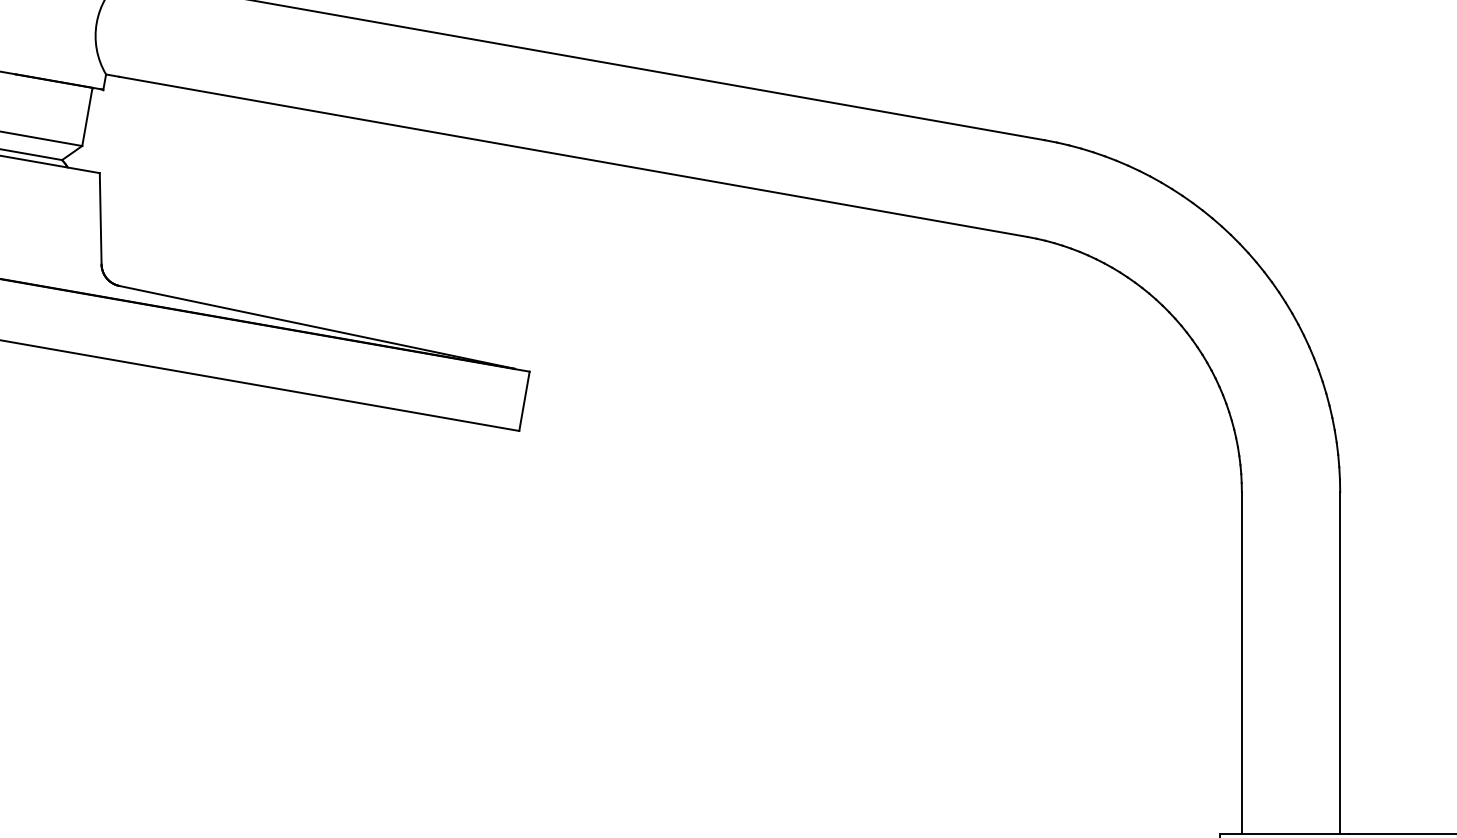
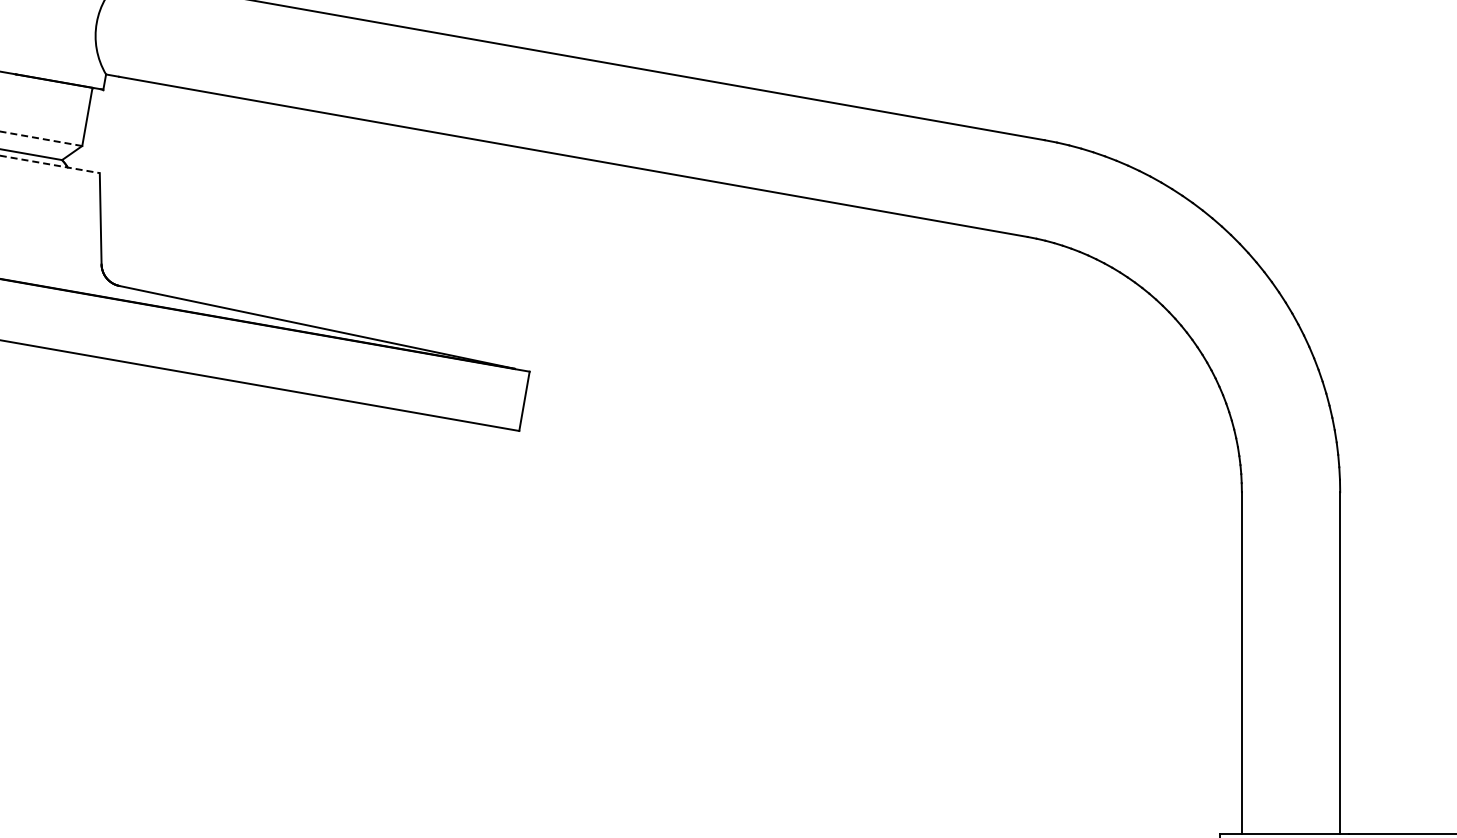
line: solid -> dashed (40, 138)
line: solid -> dashed (50, 164)
